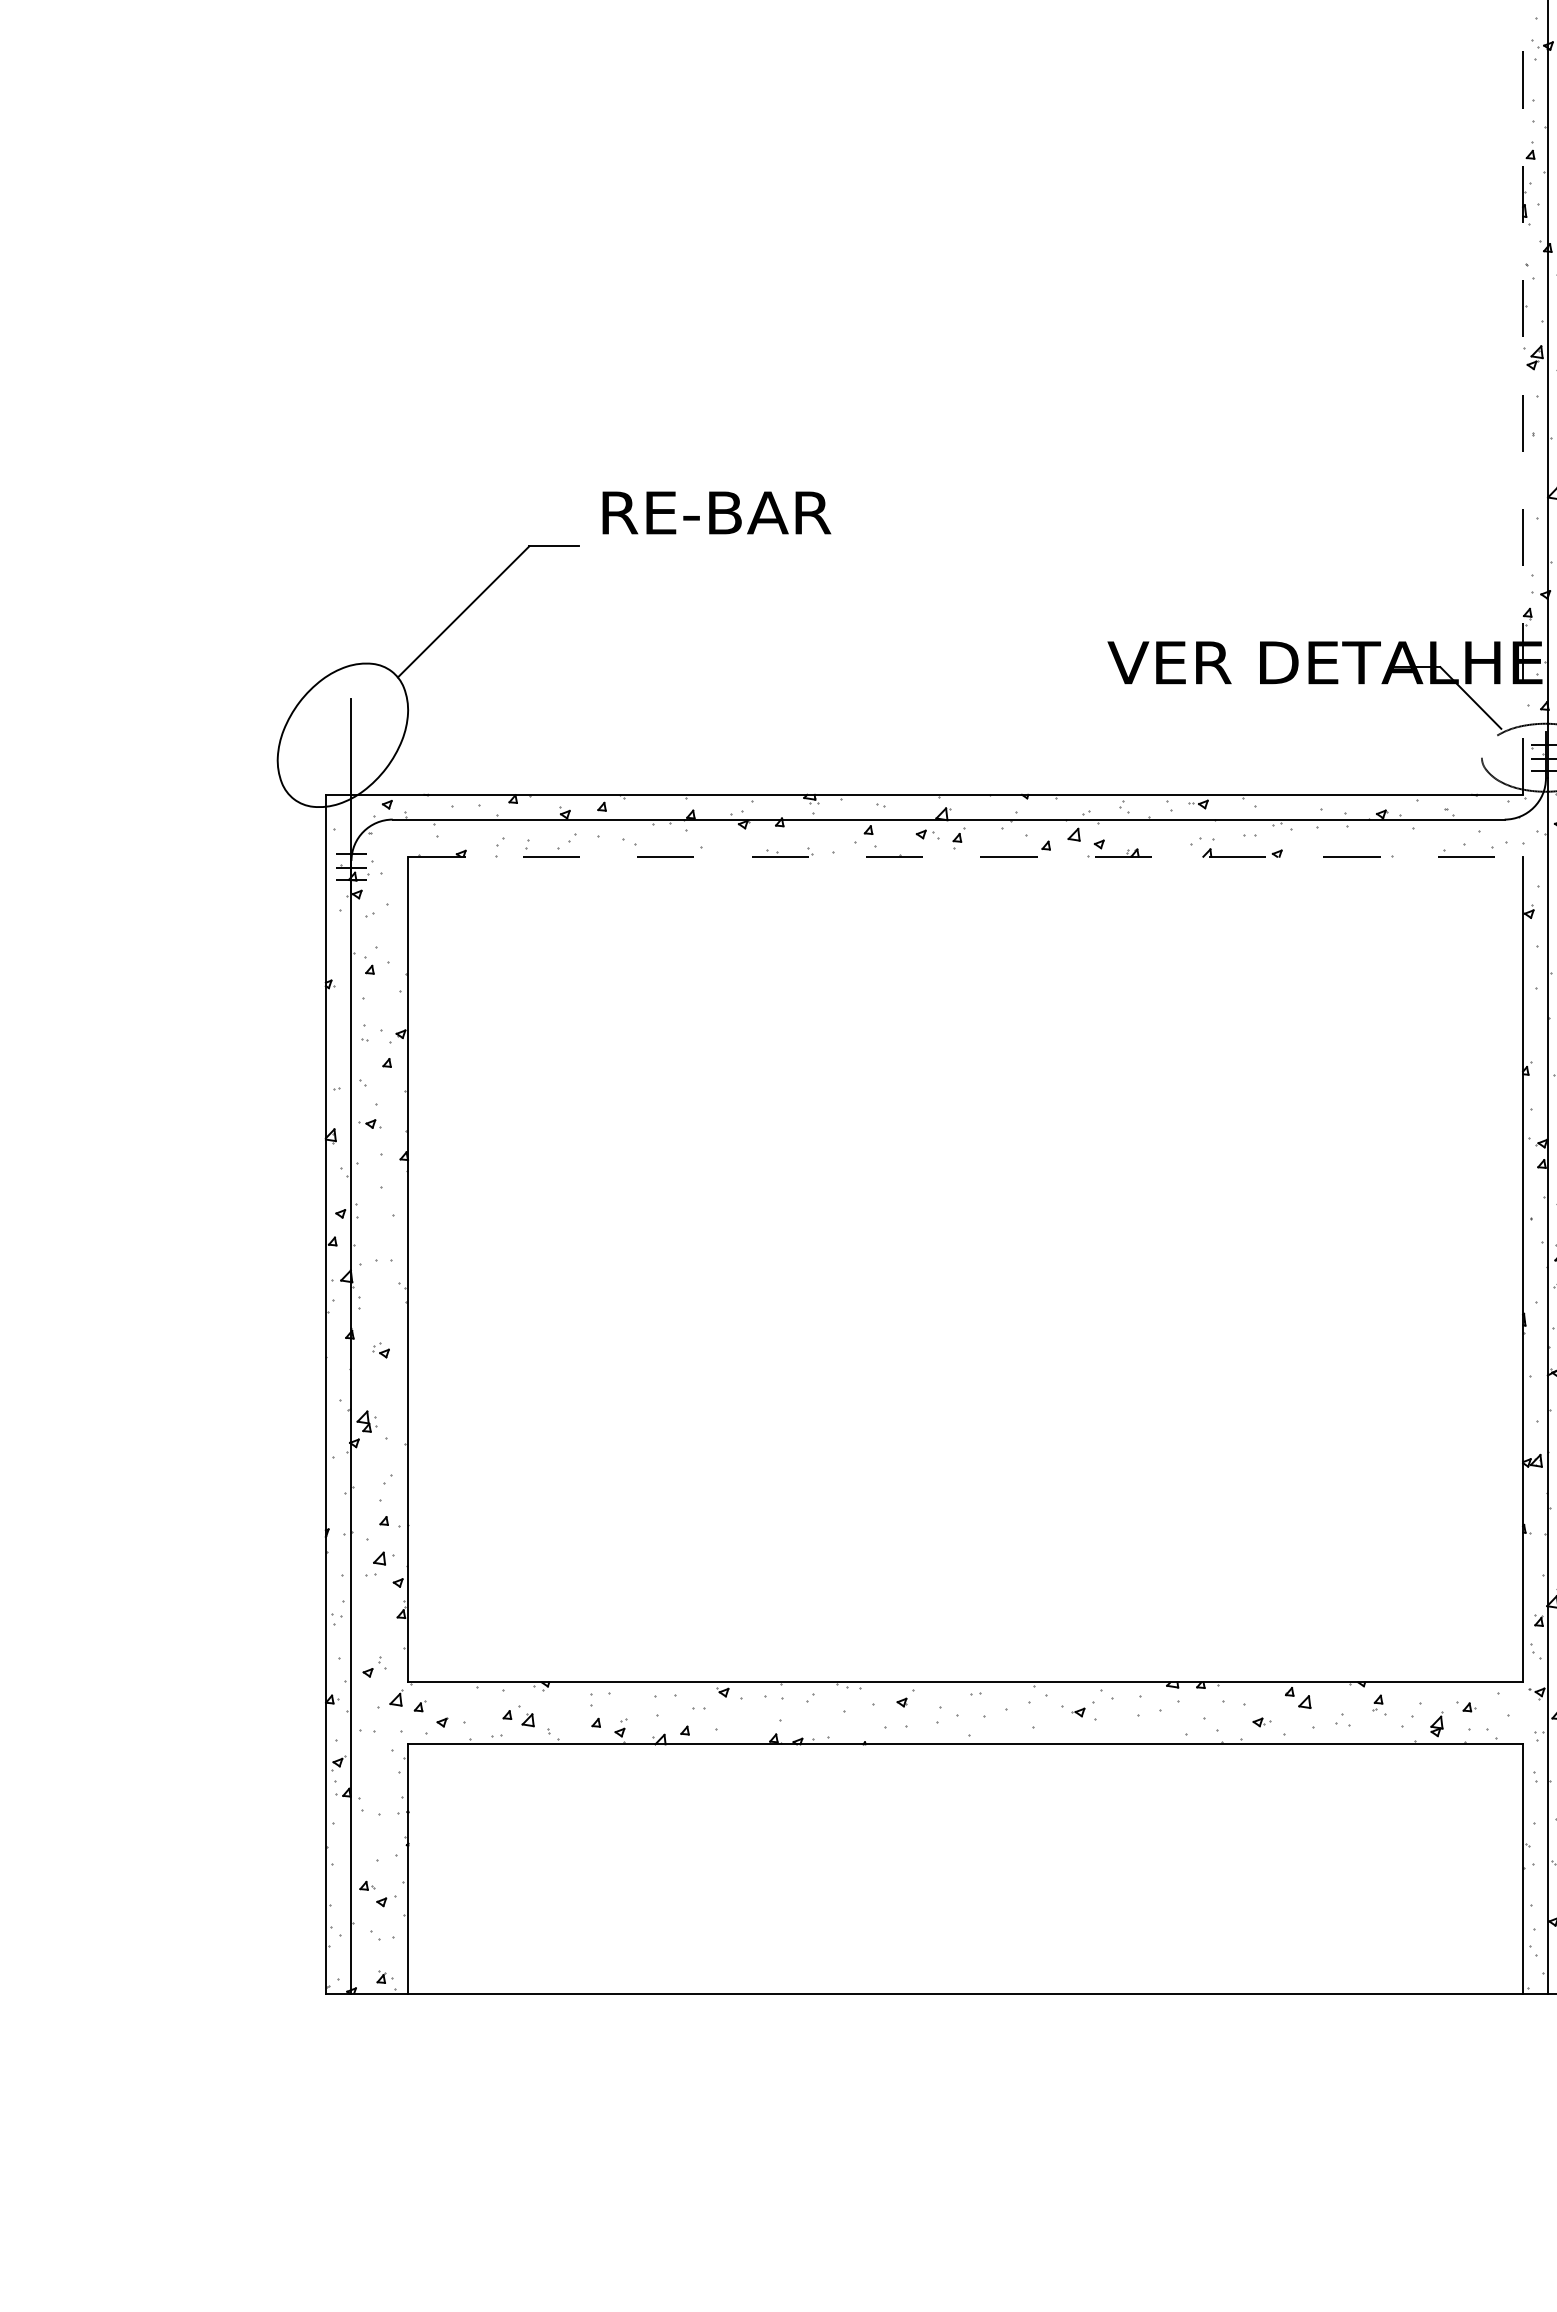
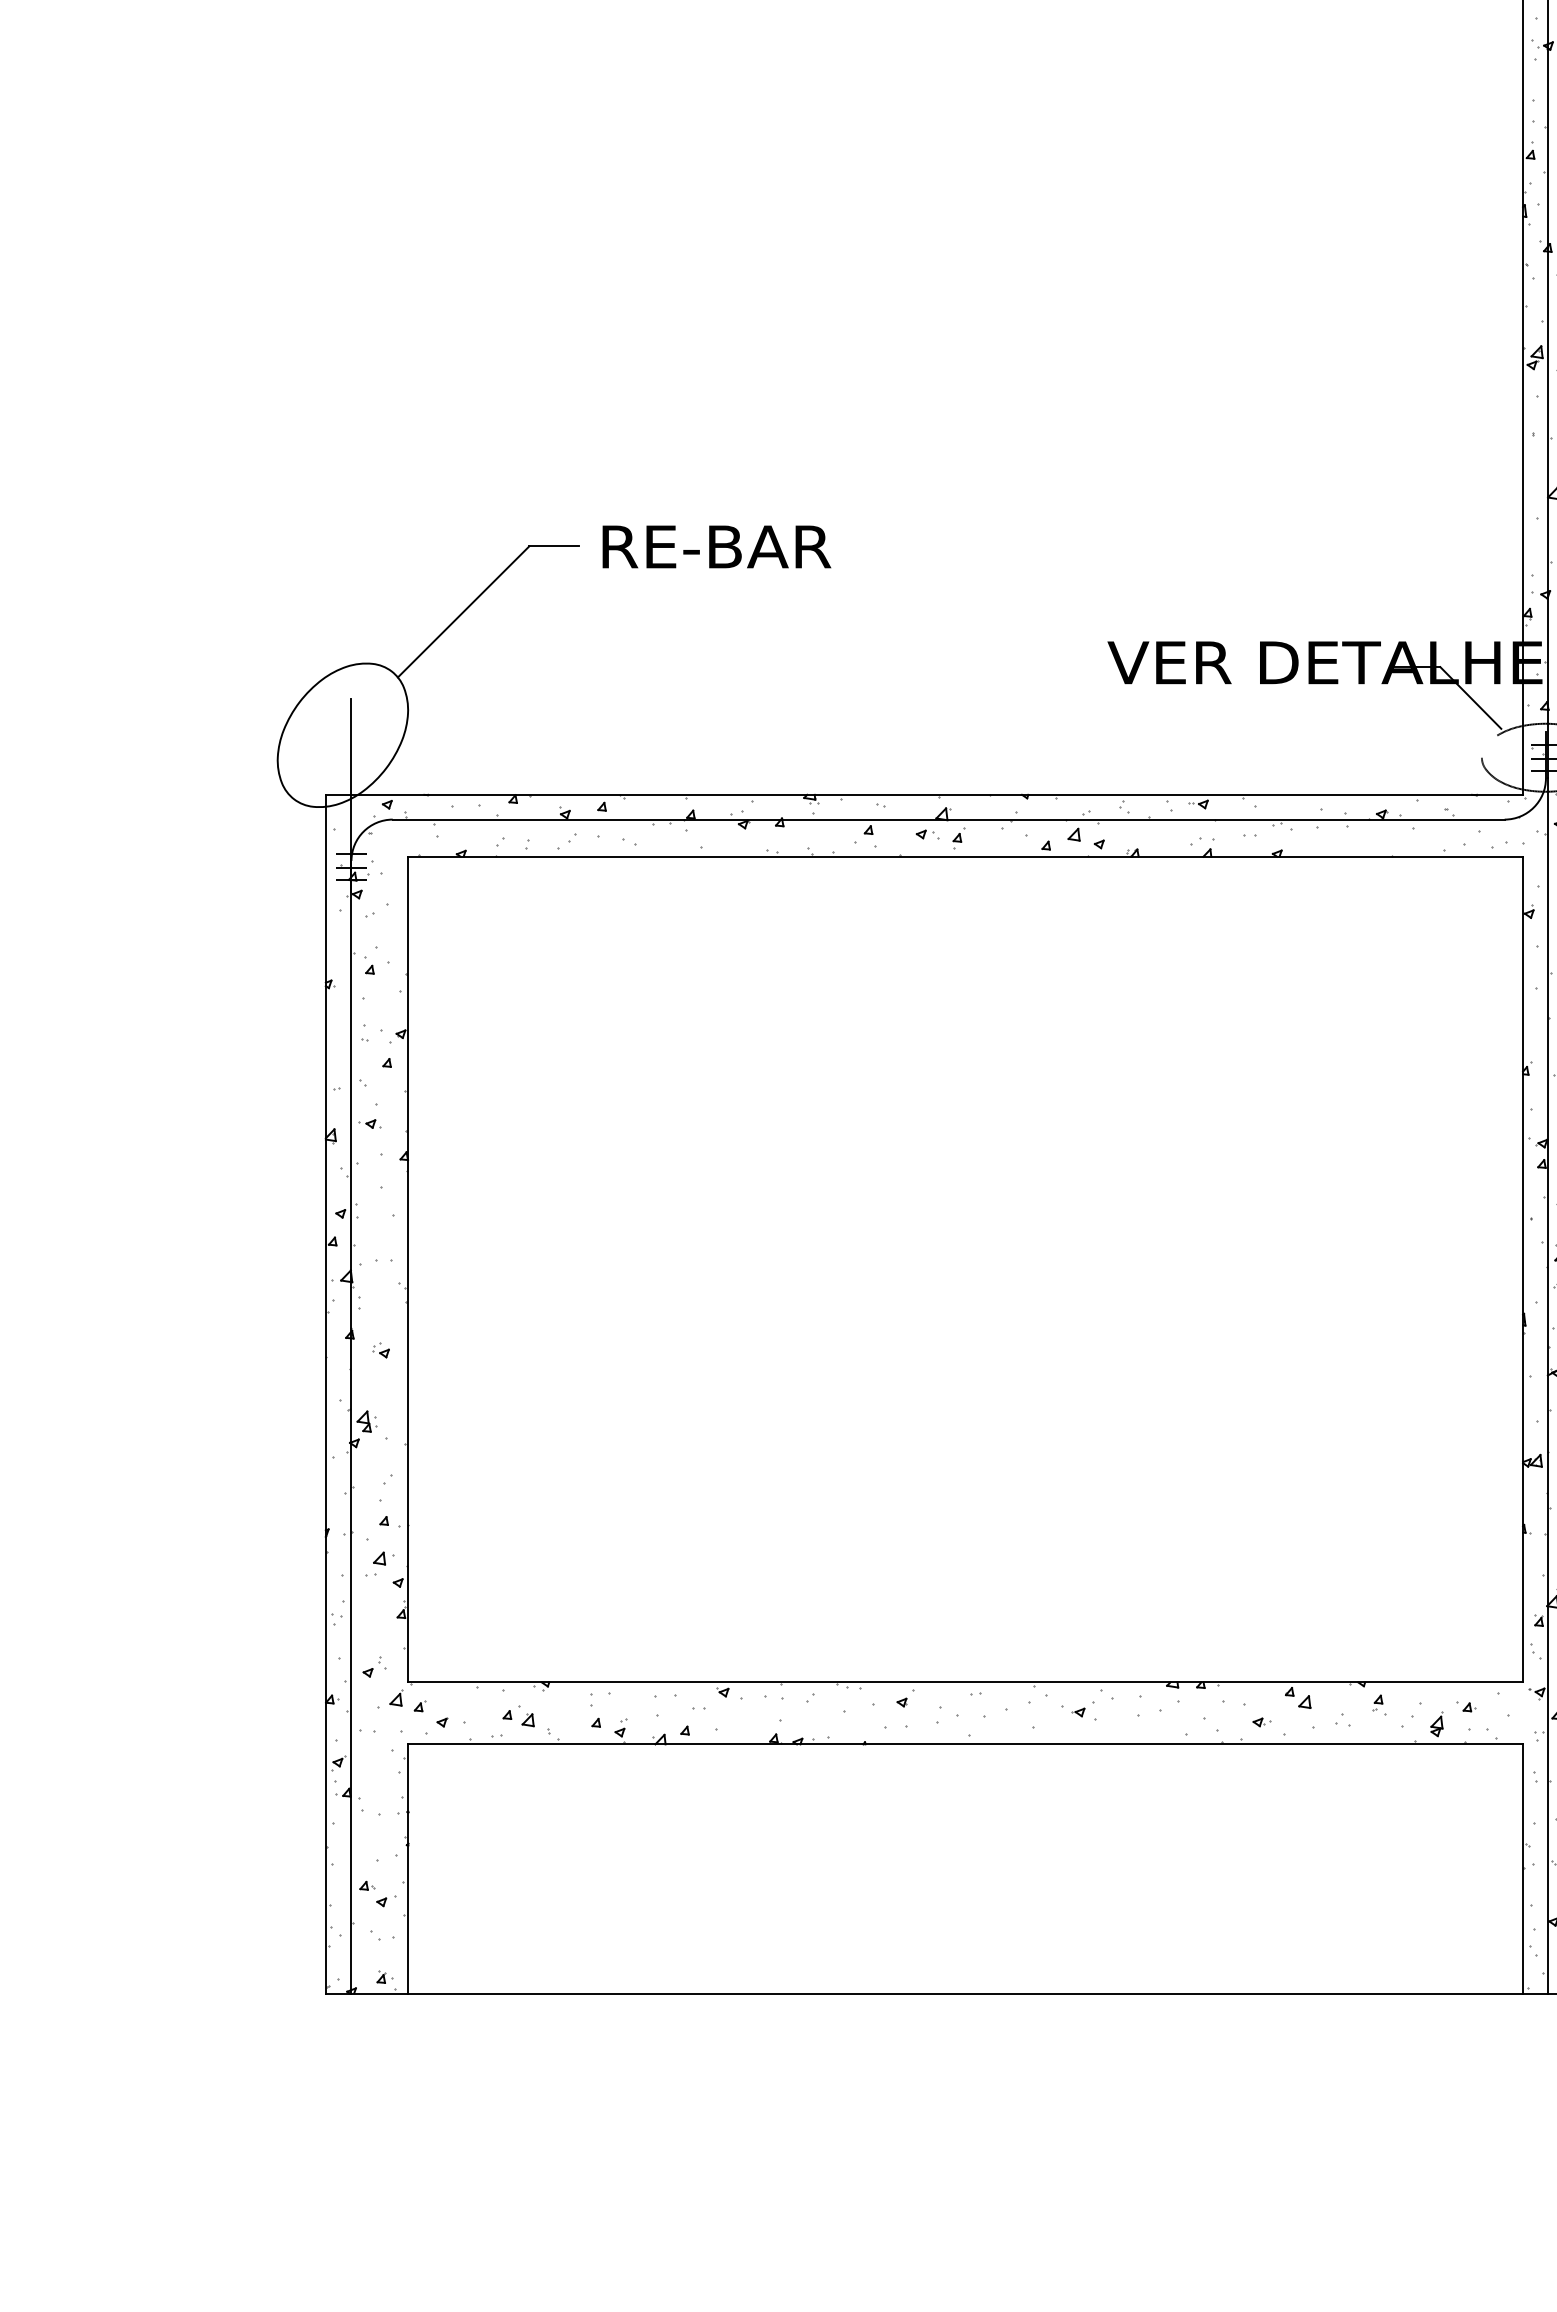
line: dashed -> solid (1523, 397)
text position: (716, 512) -> (716, 546) (716, 546)
line: dashed -> solid (966, 856)
